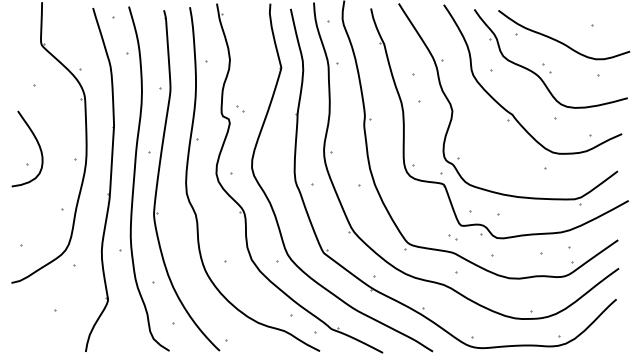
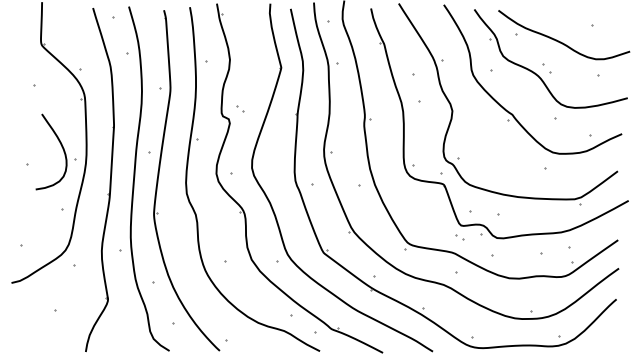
curve position: (37, 144) -> (61, 147) (61, 147)
part position: (452, 237) -> (459, 237) (459, 237)
